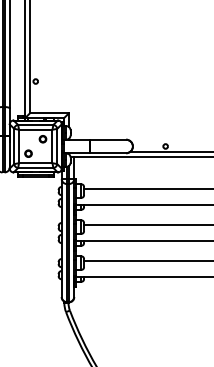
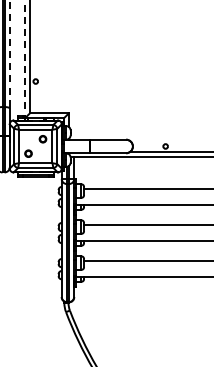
line: solid -> dashed (9, 54)
line: solid -> dashed (25, 58)
